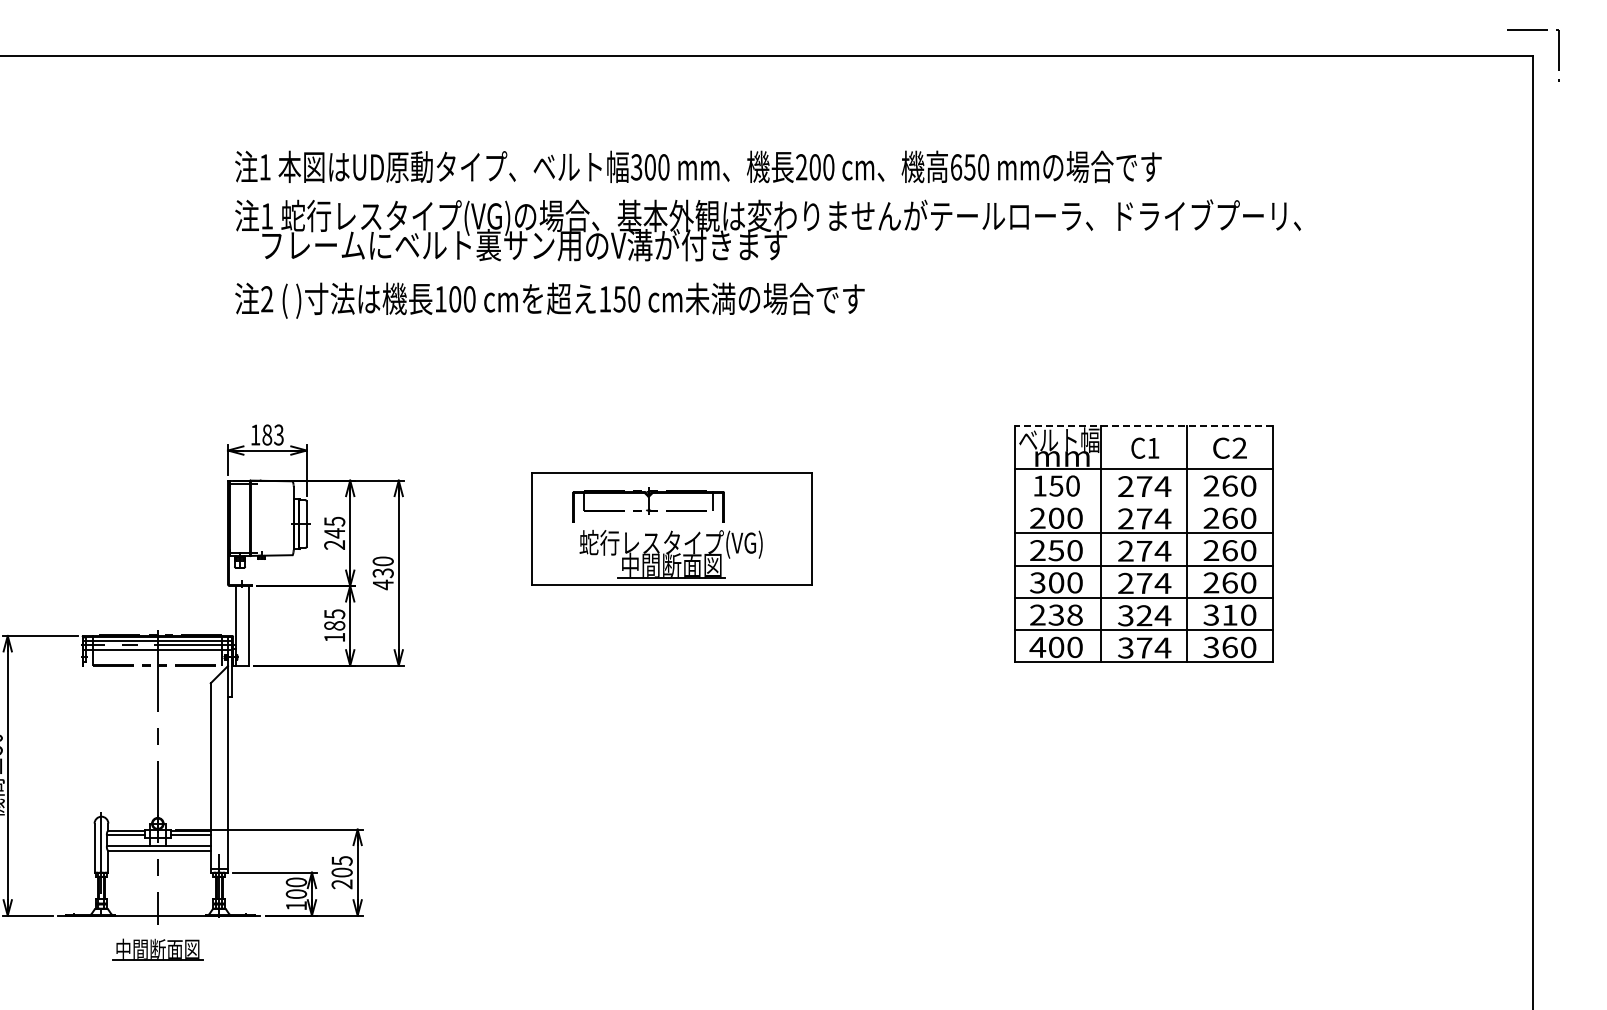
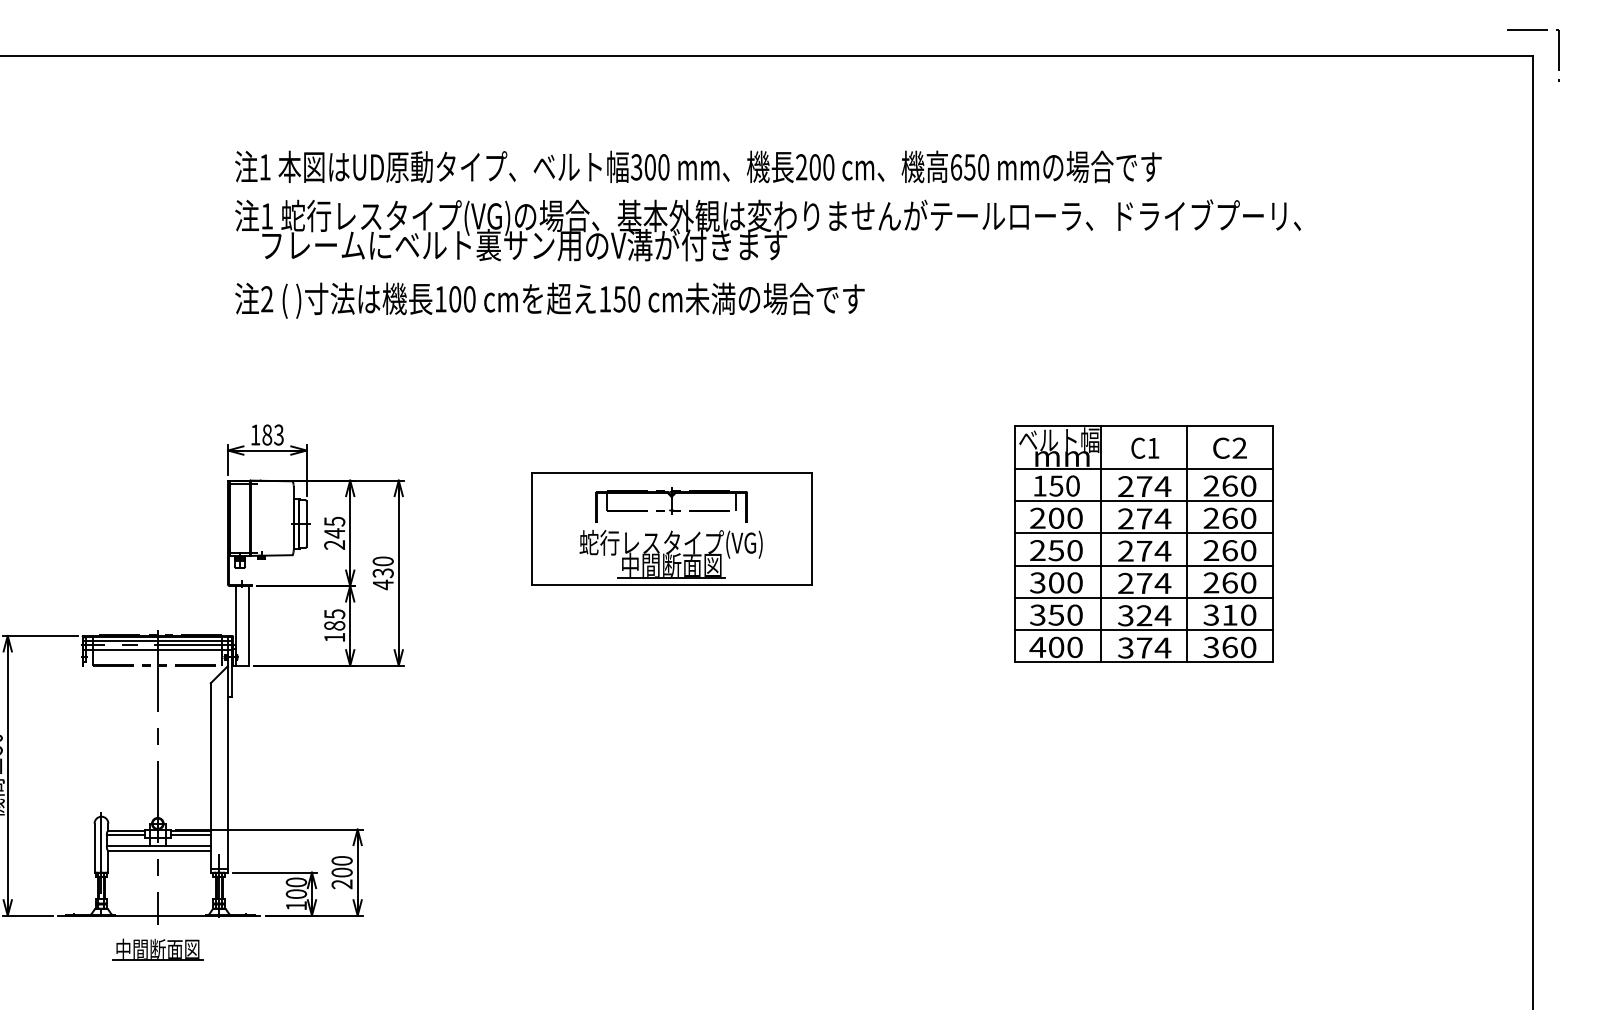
line: dashed -> solid (1143, 425)
line: none -> present (1143, 501)
part position: (648, 504) -> (671, 504) (671, 504)
text: 238 -> 350 (1056, 614)
text: 205 -> 200 (341, 860)
